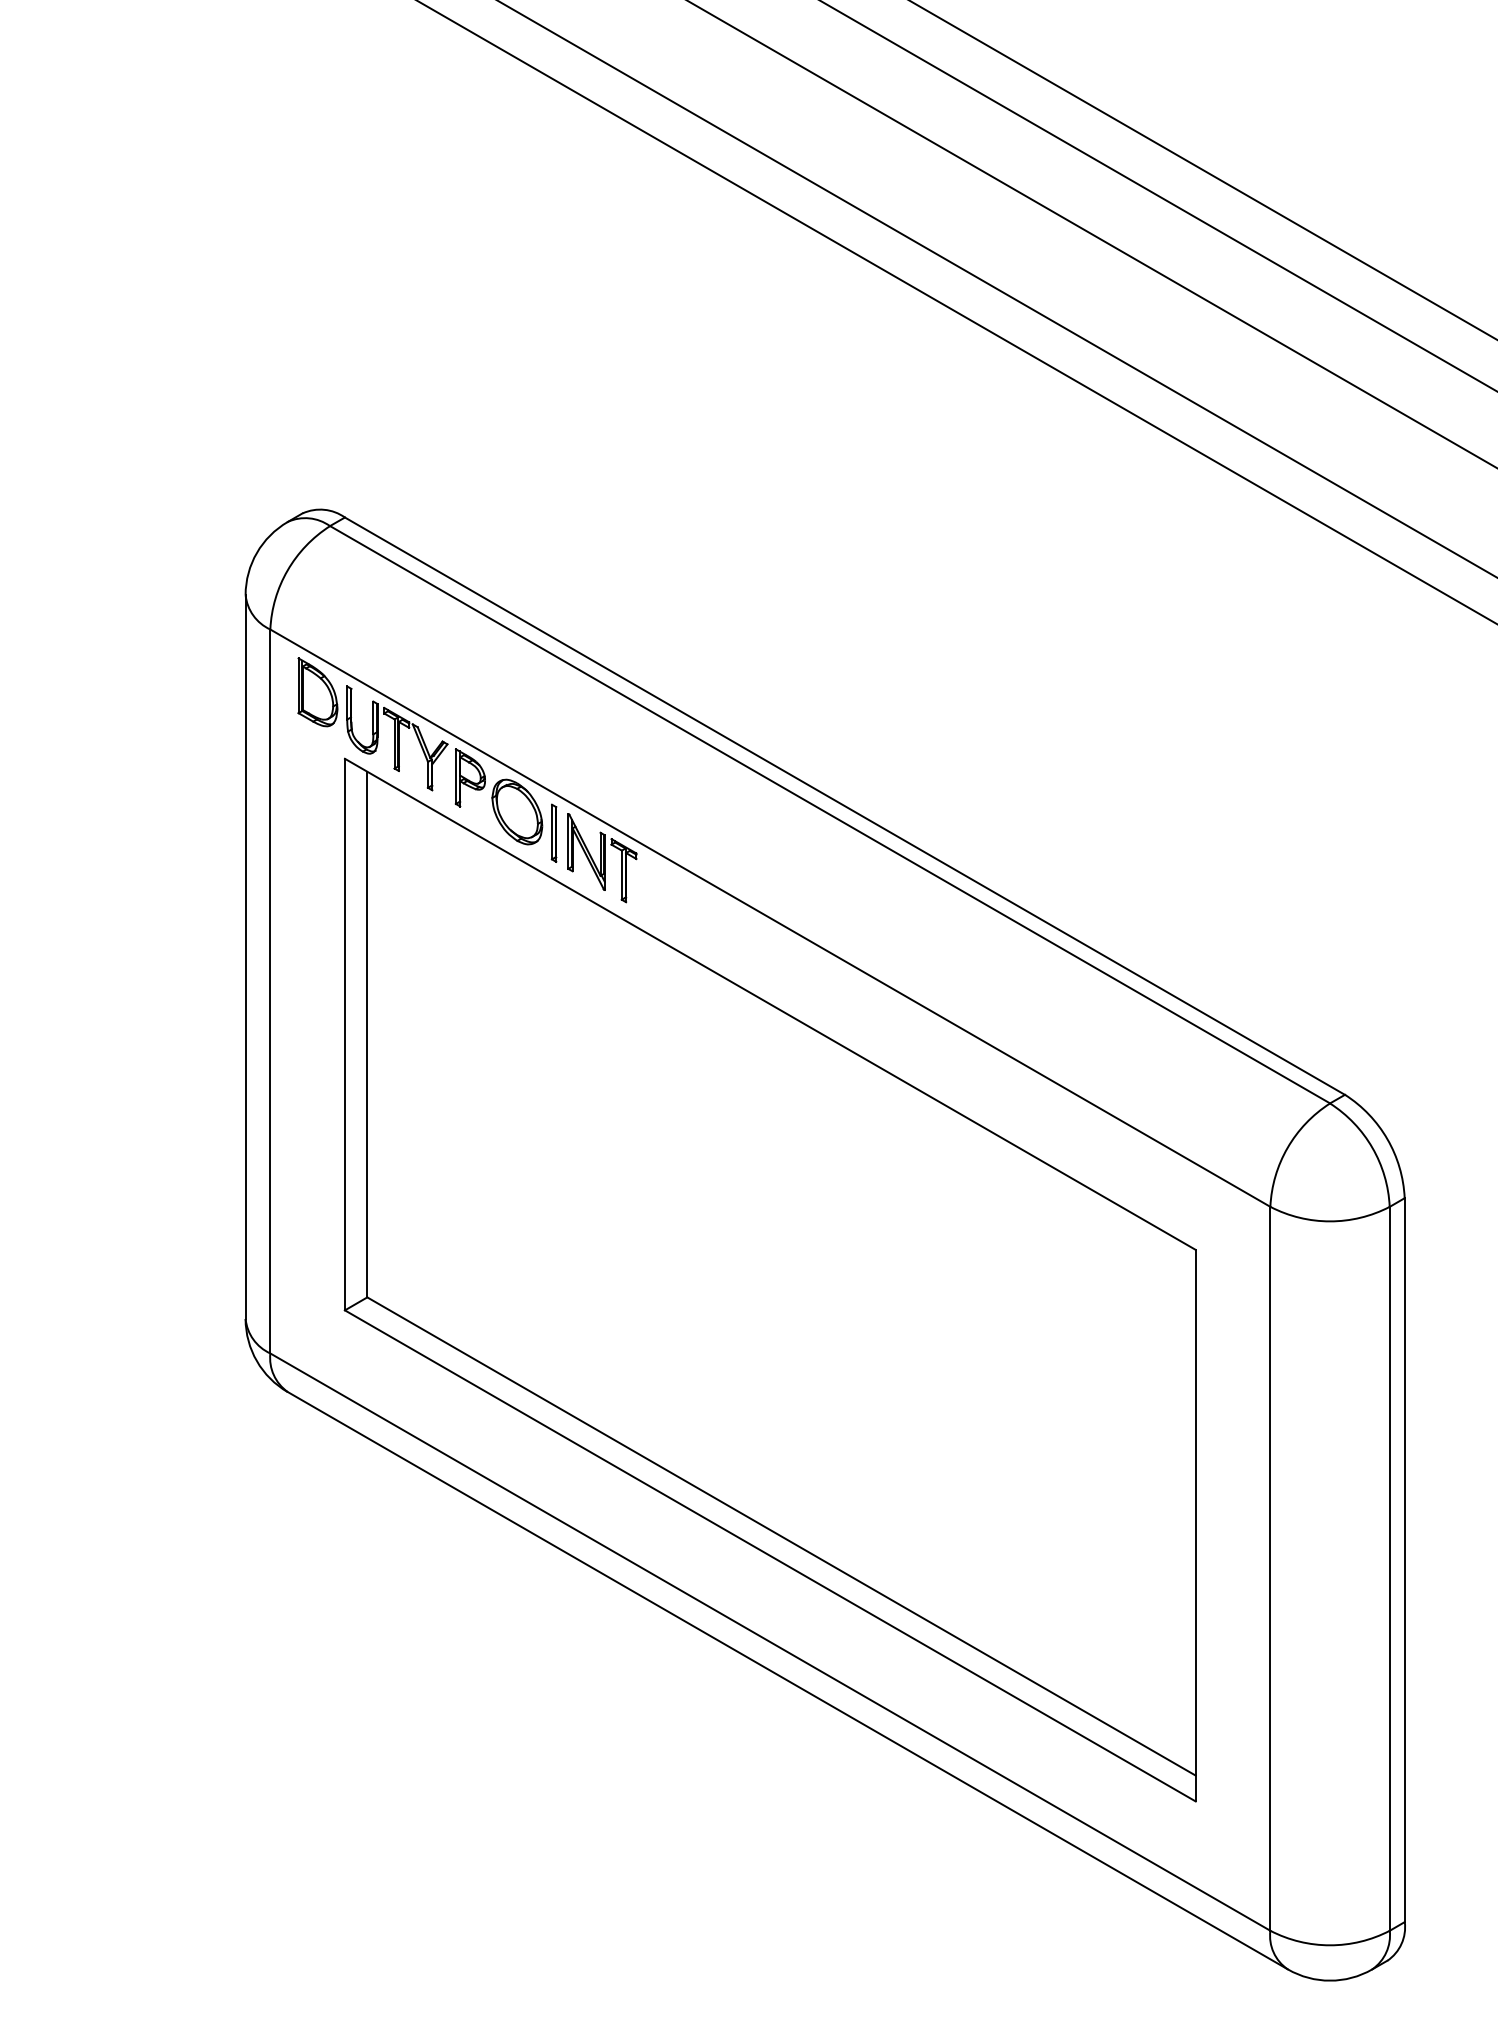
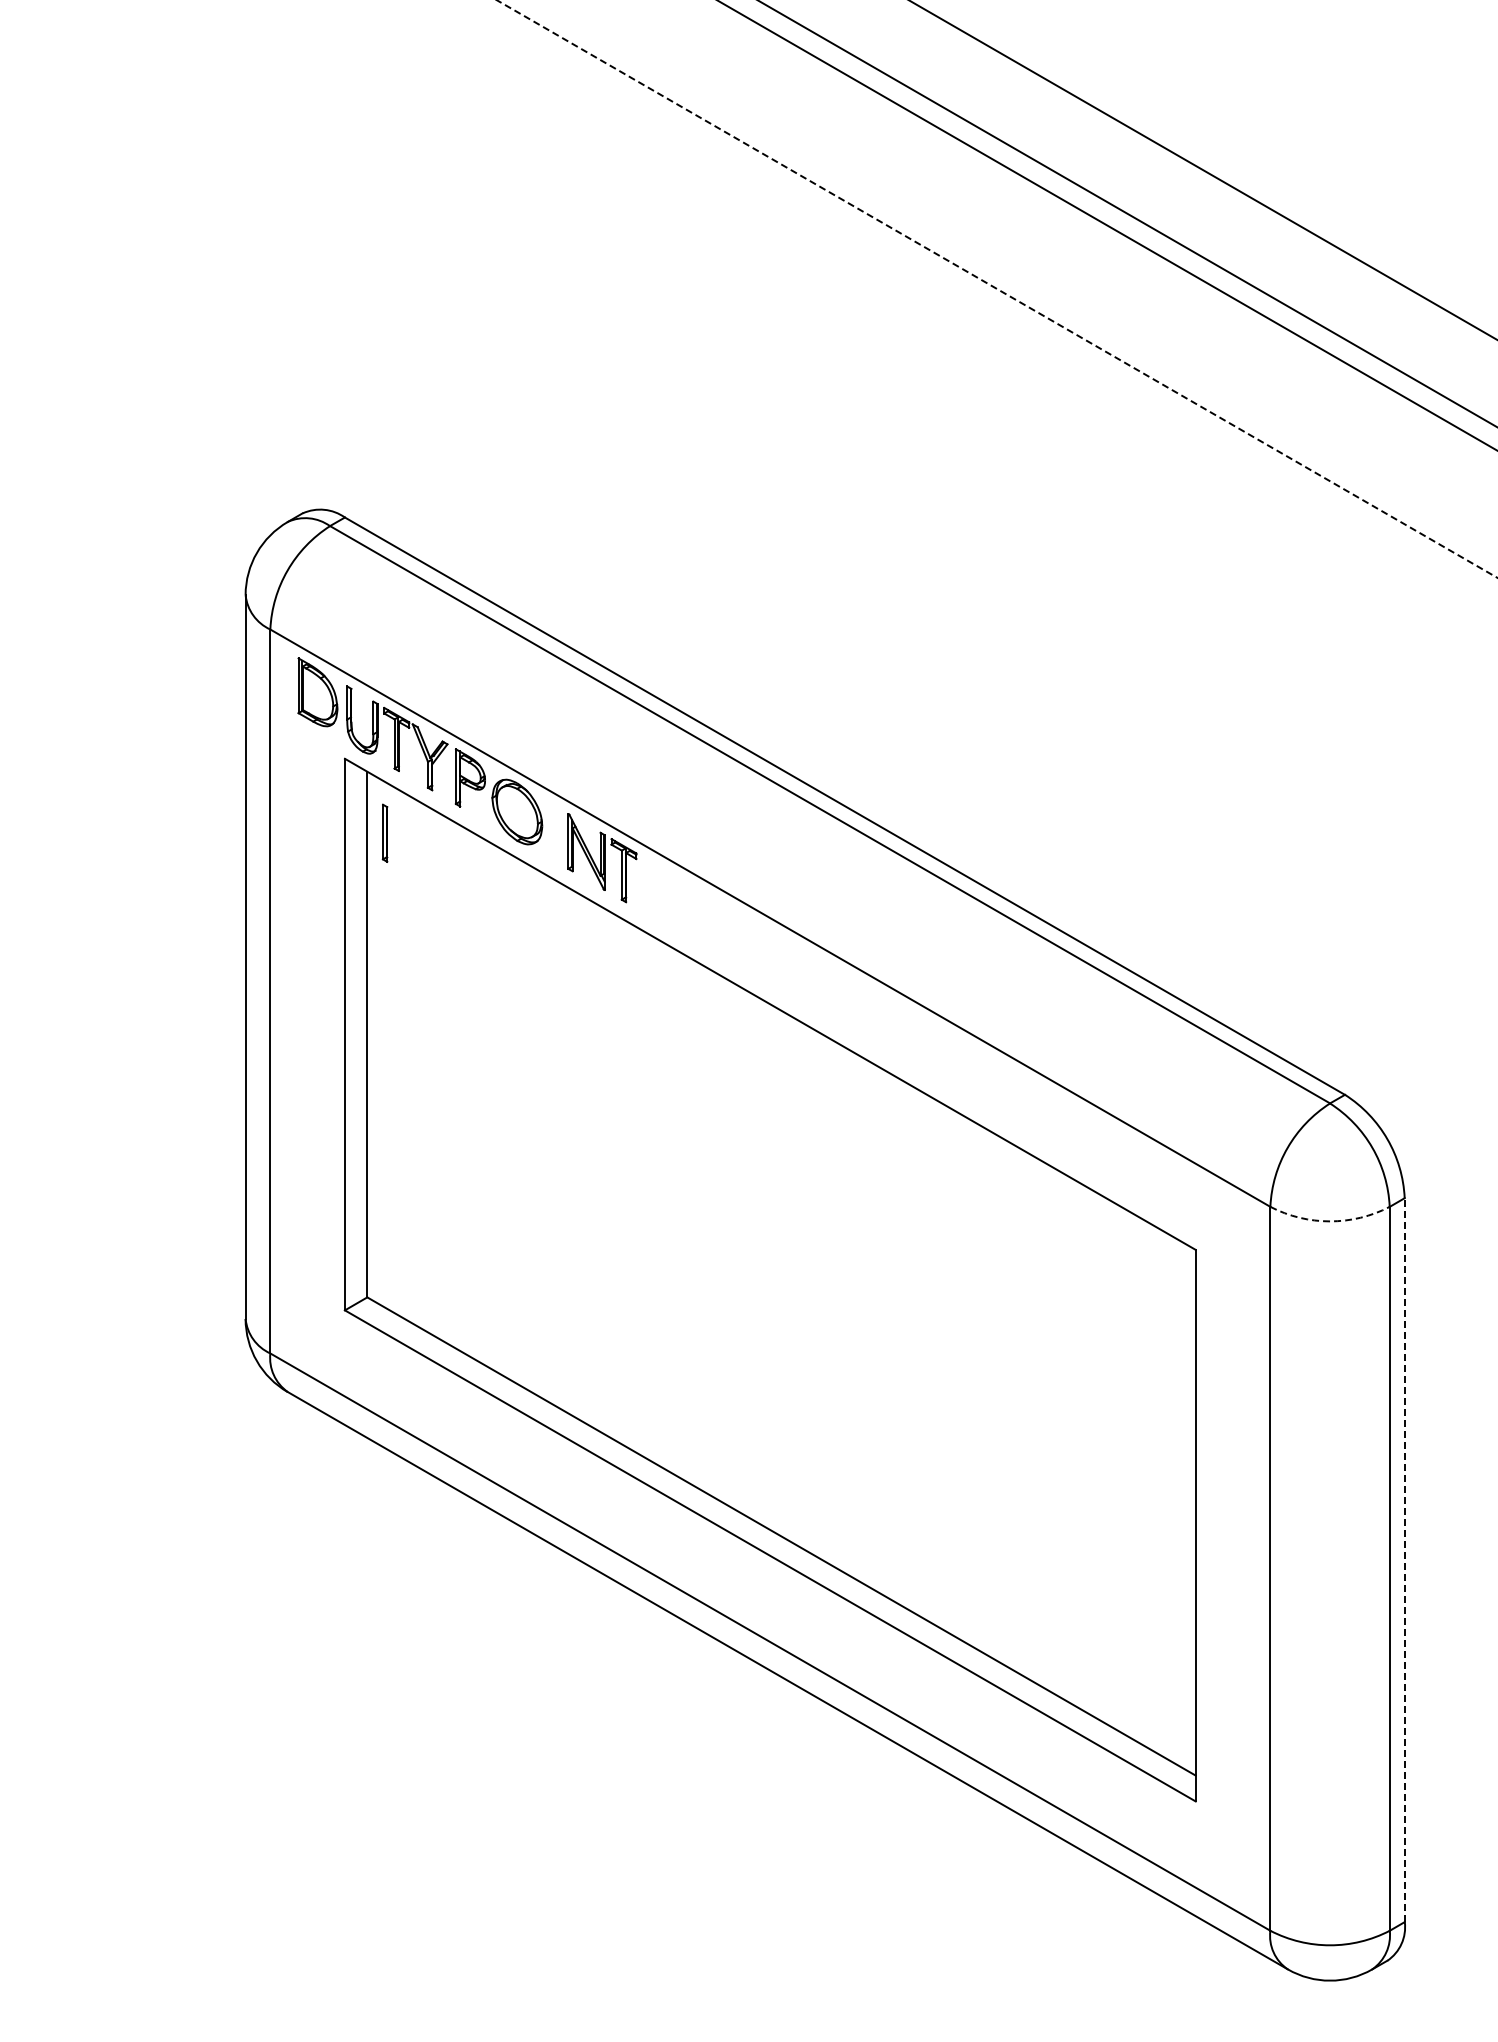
line position: (1158, 195) -> (1127, 213) (1127, 213)
line position: (1091, 234) -> (1107, 225) (1107, 225)
line: solid -> dashed (997, 289)
line: present -> none (956, 312)
part position: (553, 832) -> (384, 832) (384, 832)
arc: solid -> dashed (1330, 1221)
line: solid -> dashed (1404, 1560)
